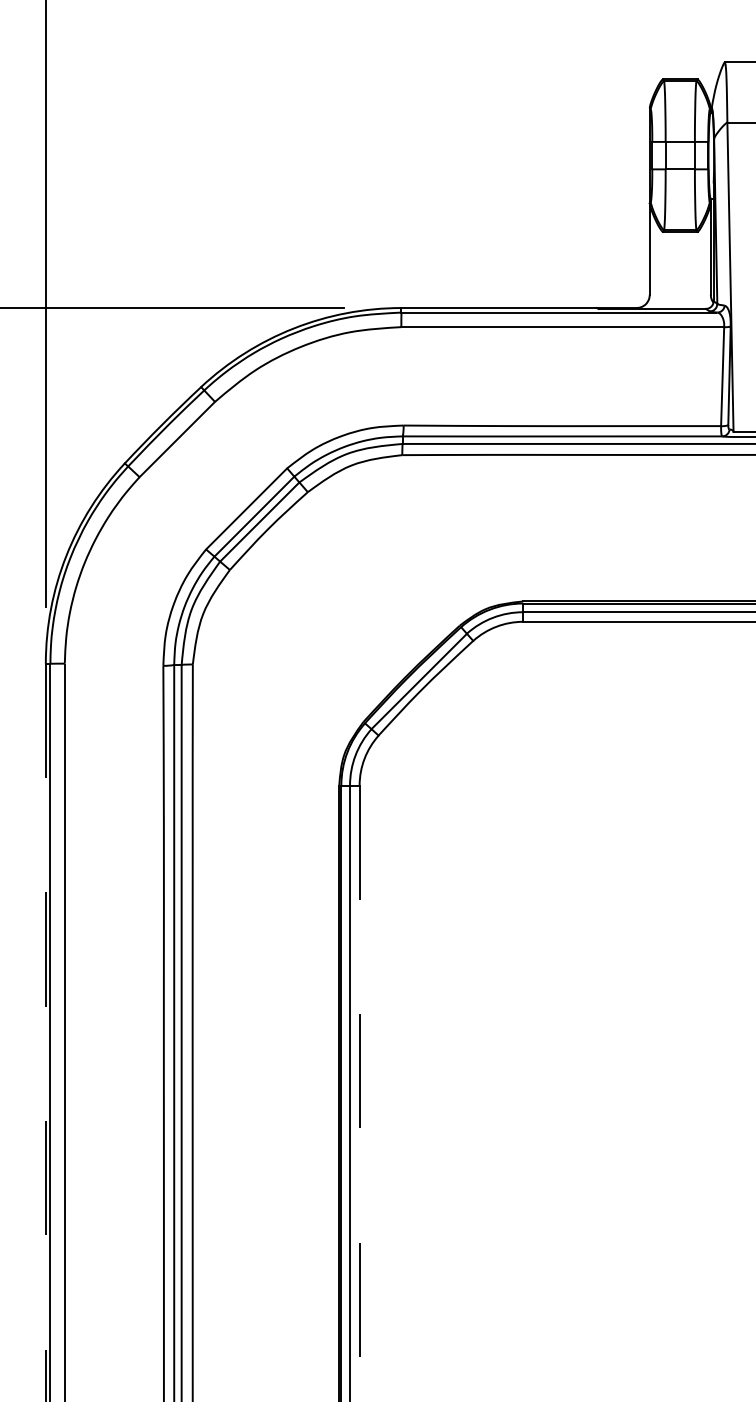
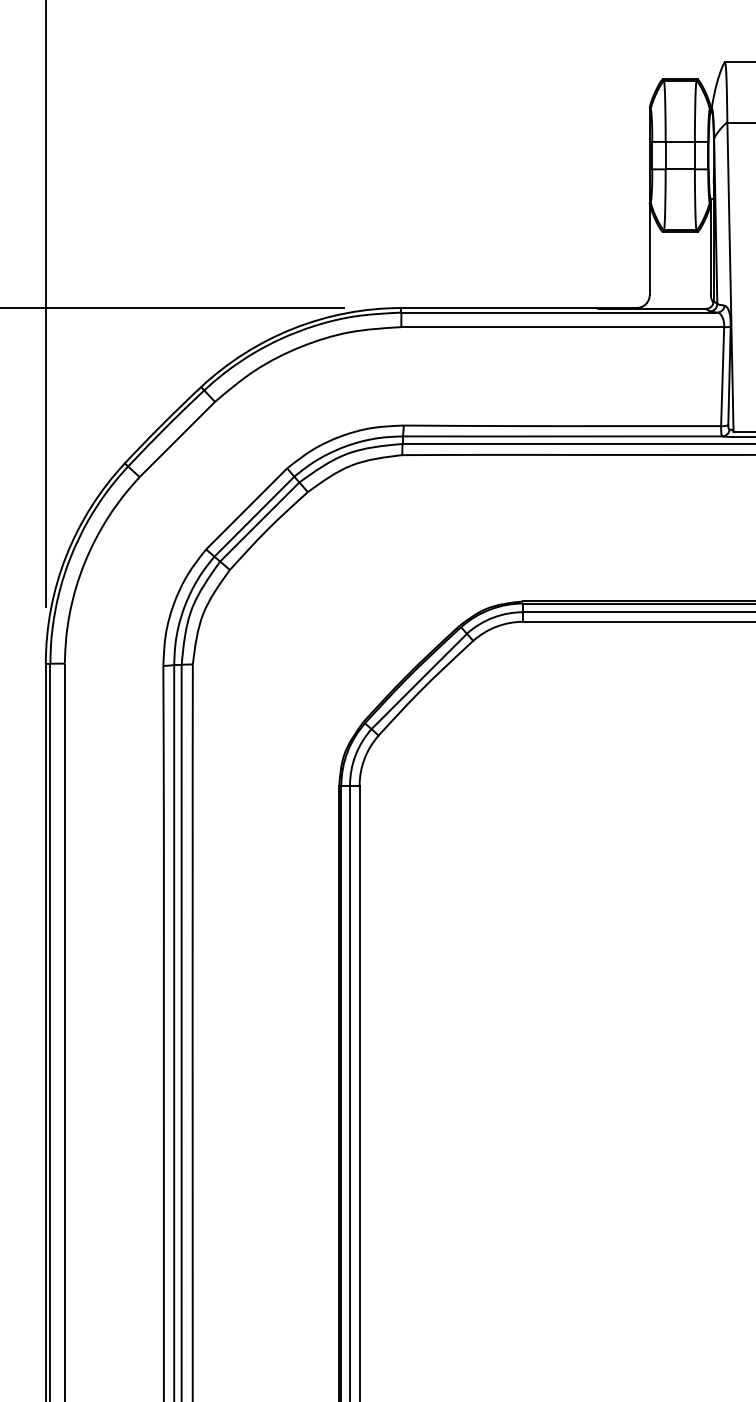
line: dashed -> solid (45, 1032)
line: dashed -> solid (359, 1093)
